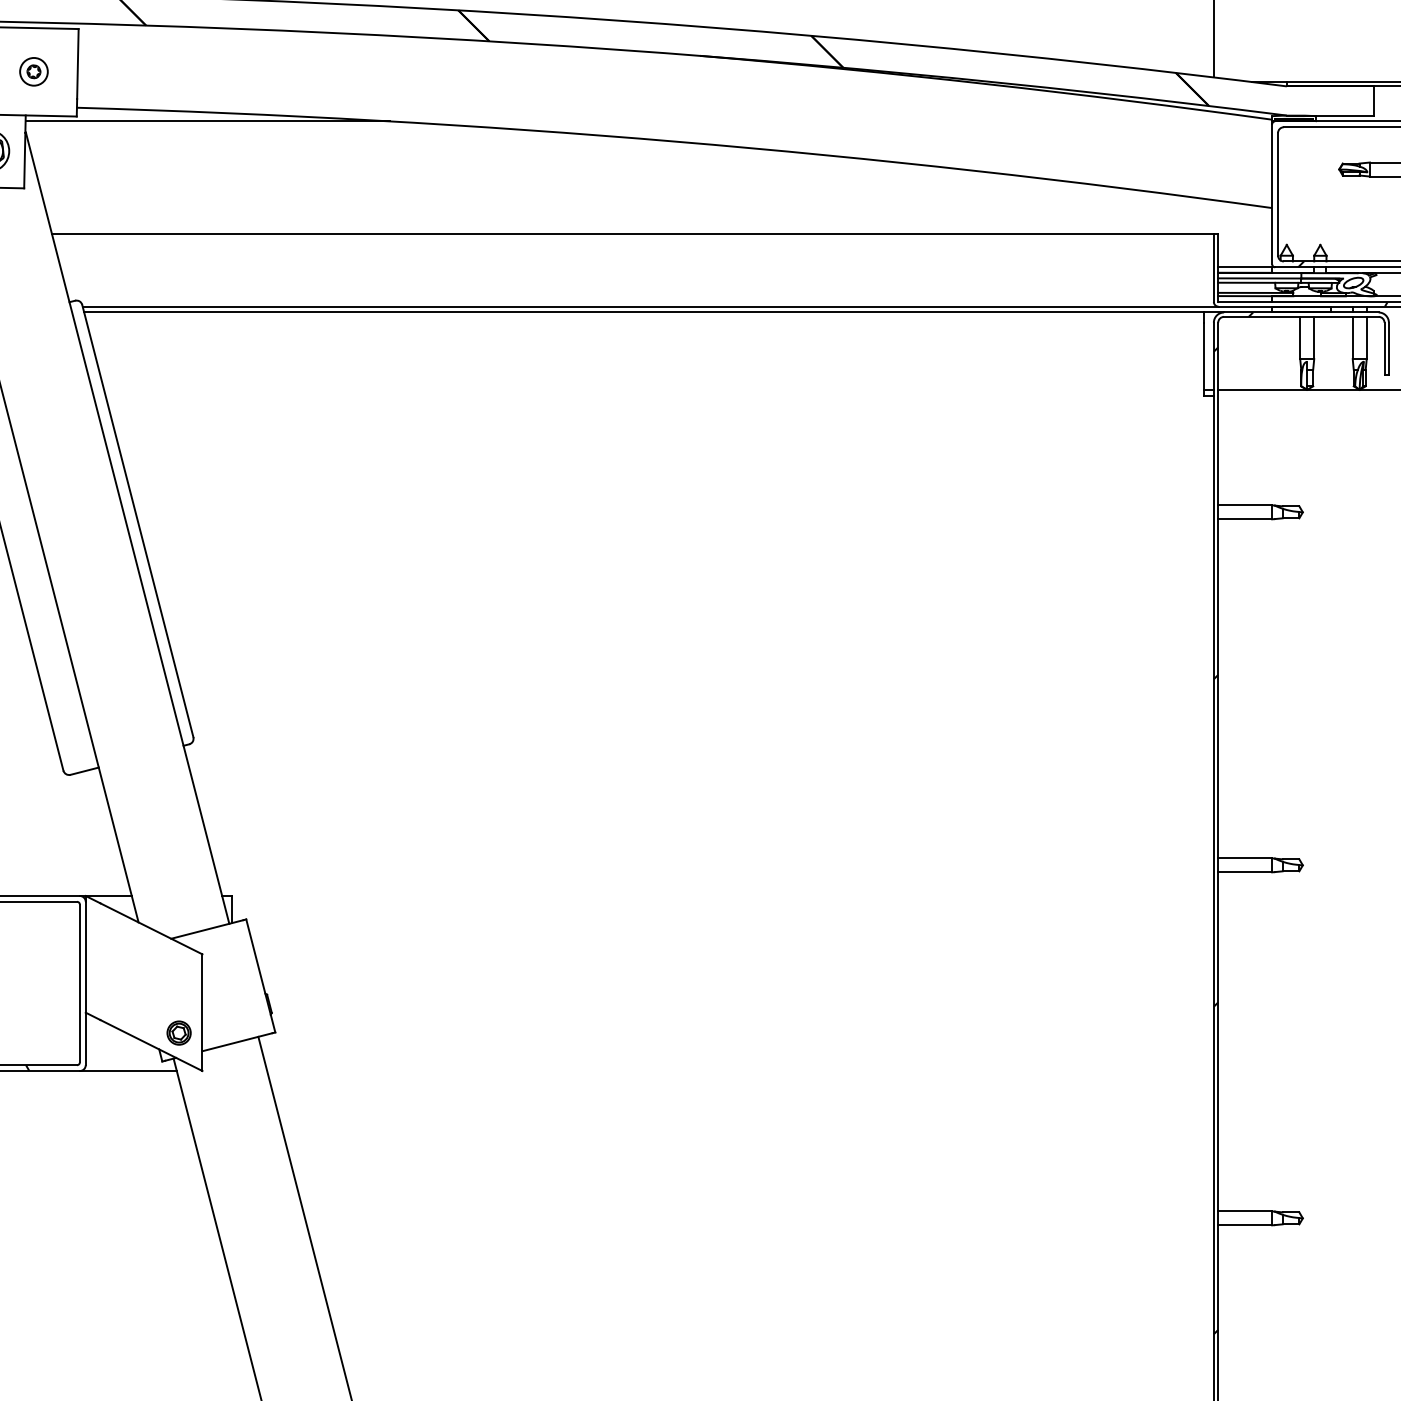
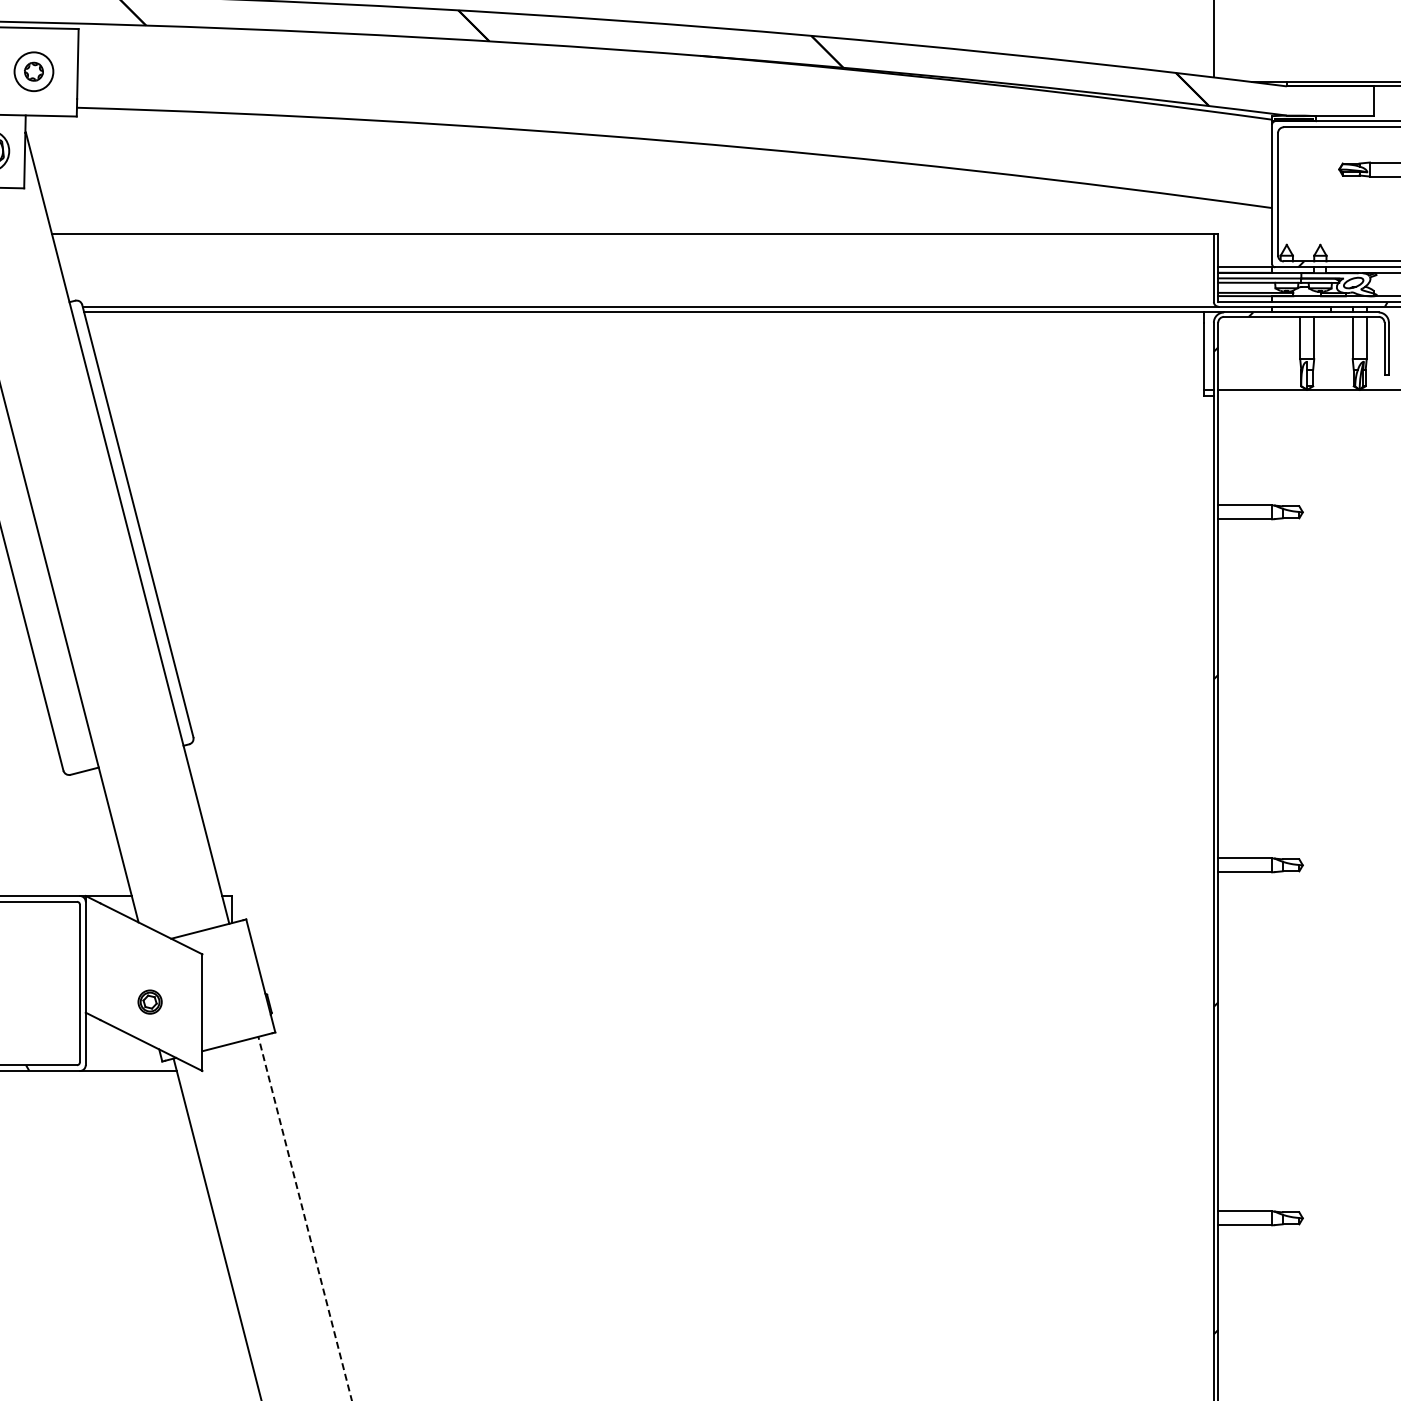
part size: 30x30 px -> 42x41 px (33, 71)
line: present -> none (207, 121)
part position: (178, 1032) -> (149, 1001) (149, 1001)
line: solid -> dashed (305, 1218)
